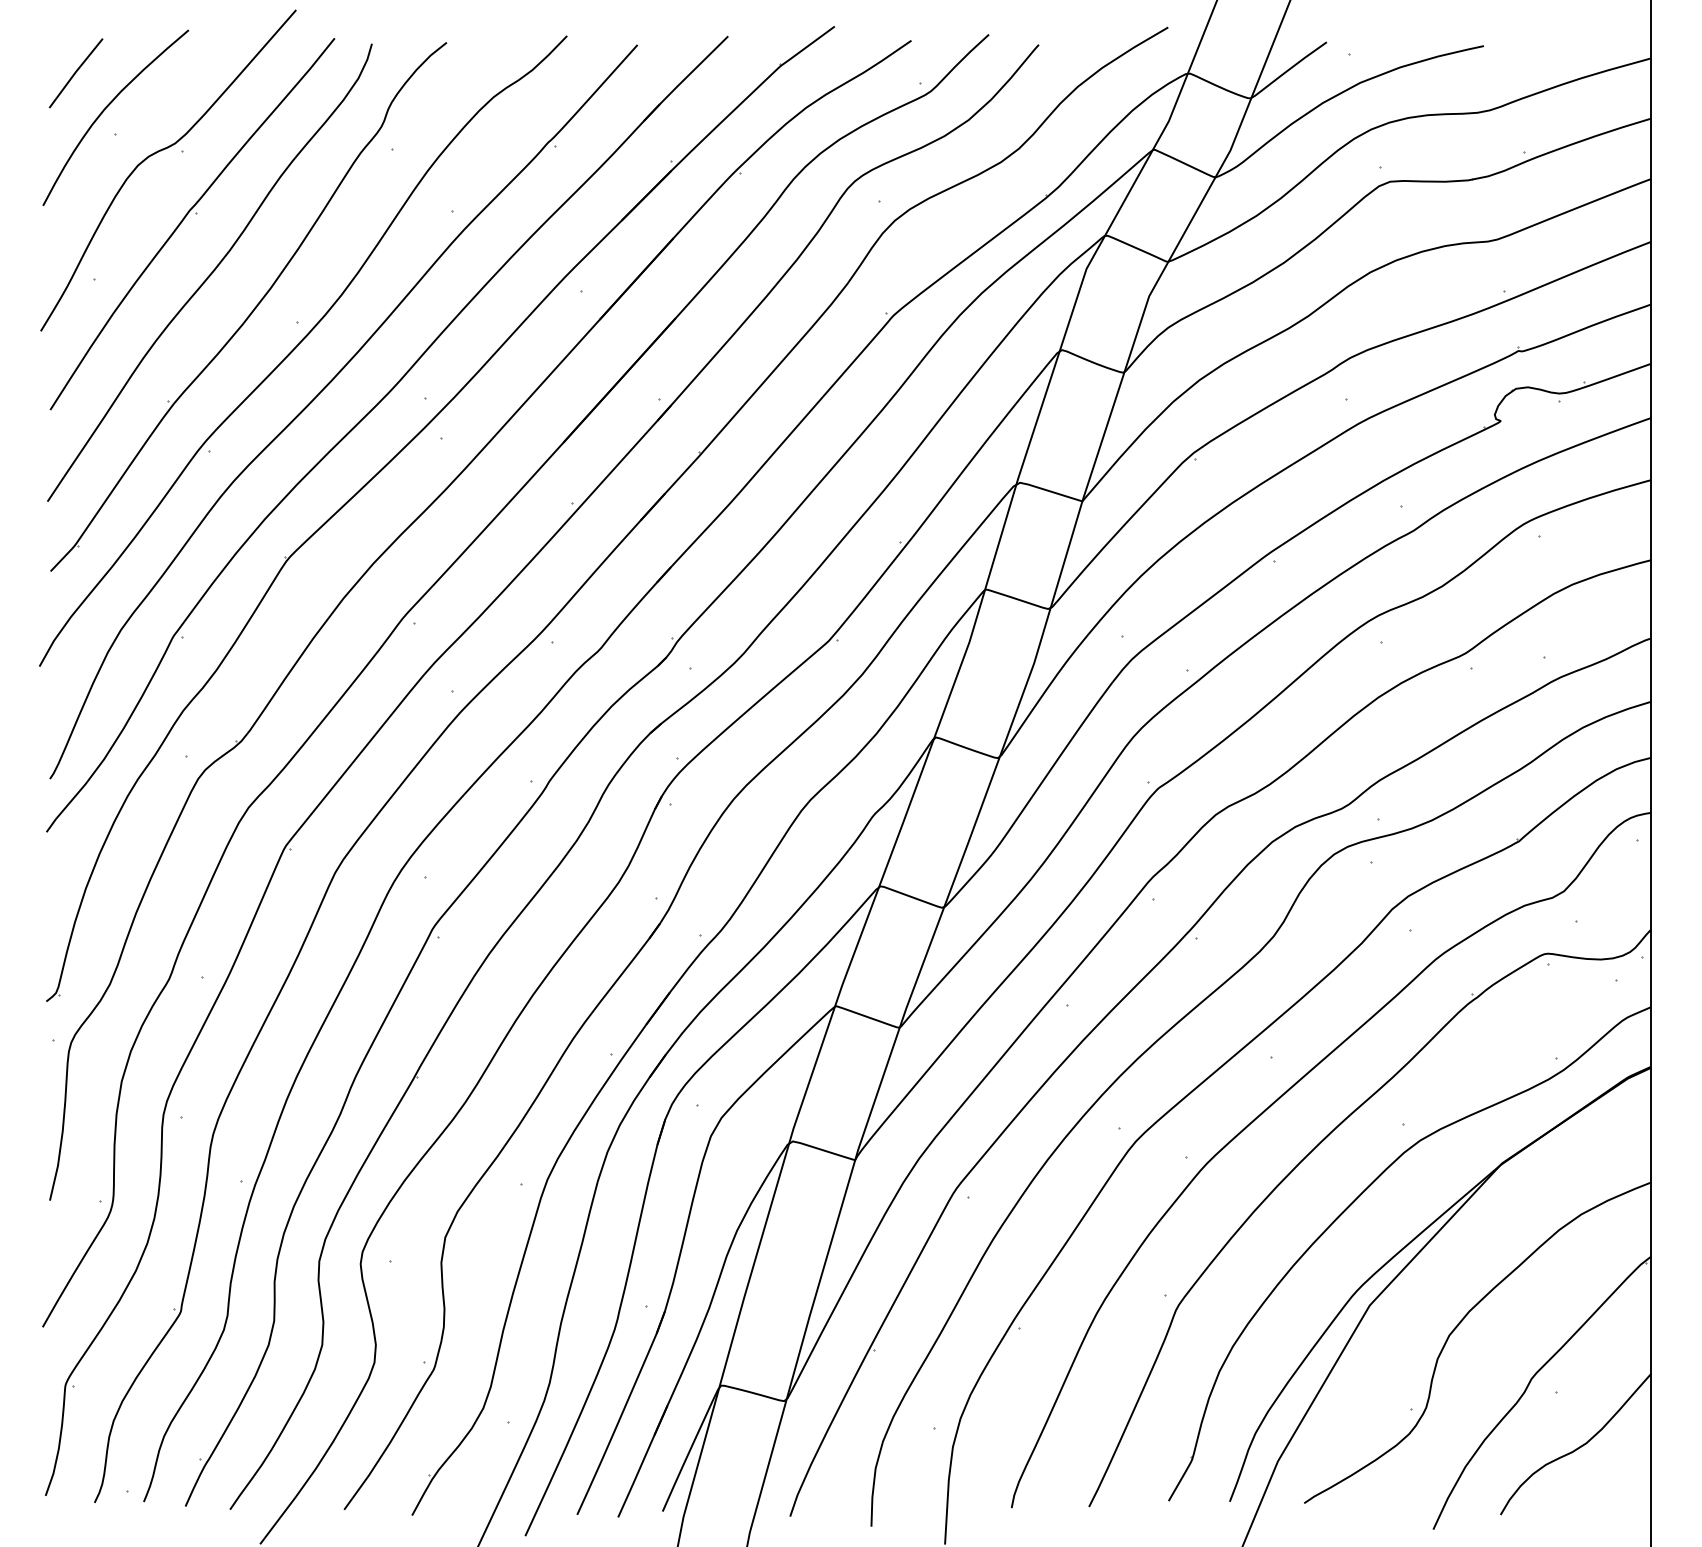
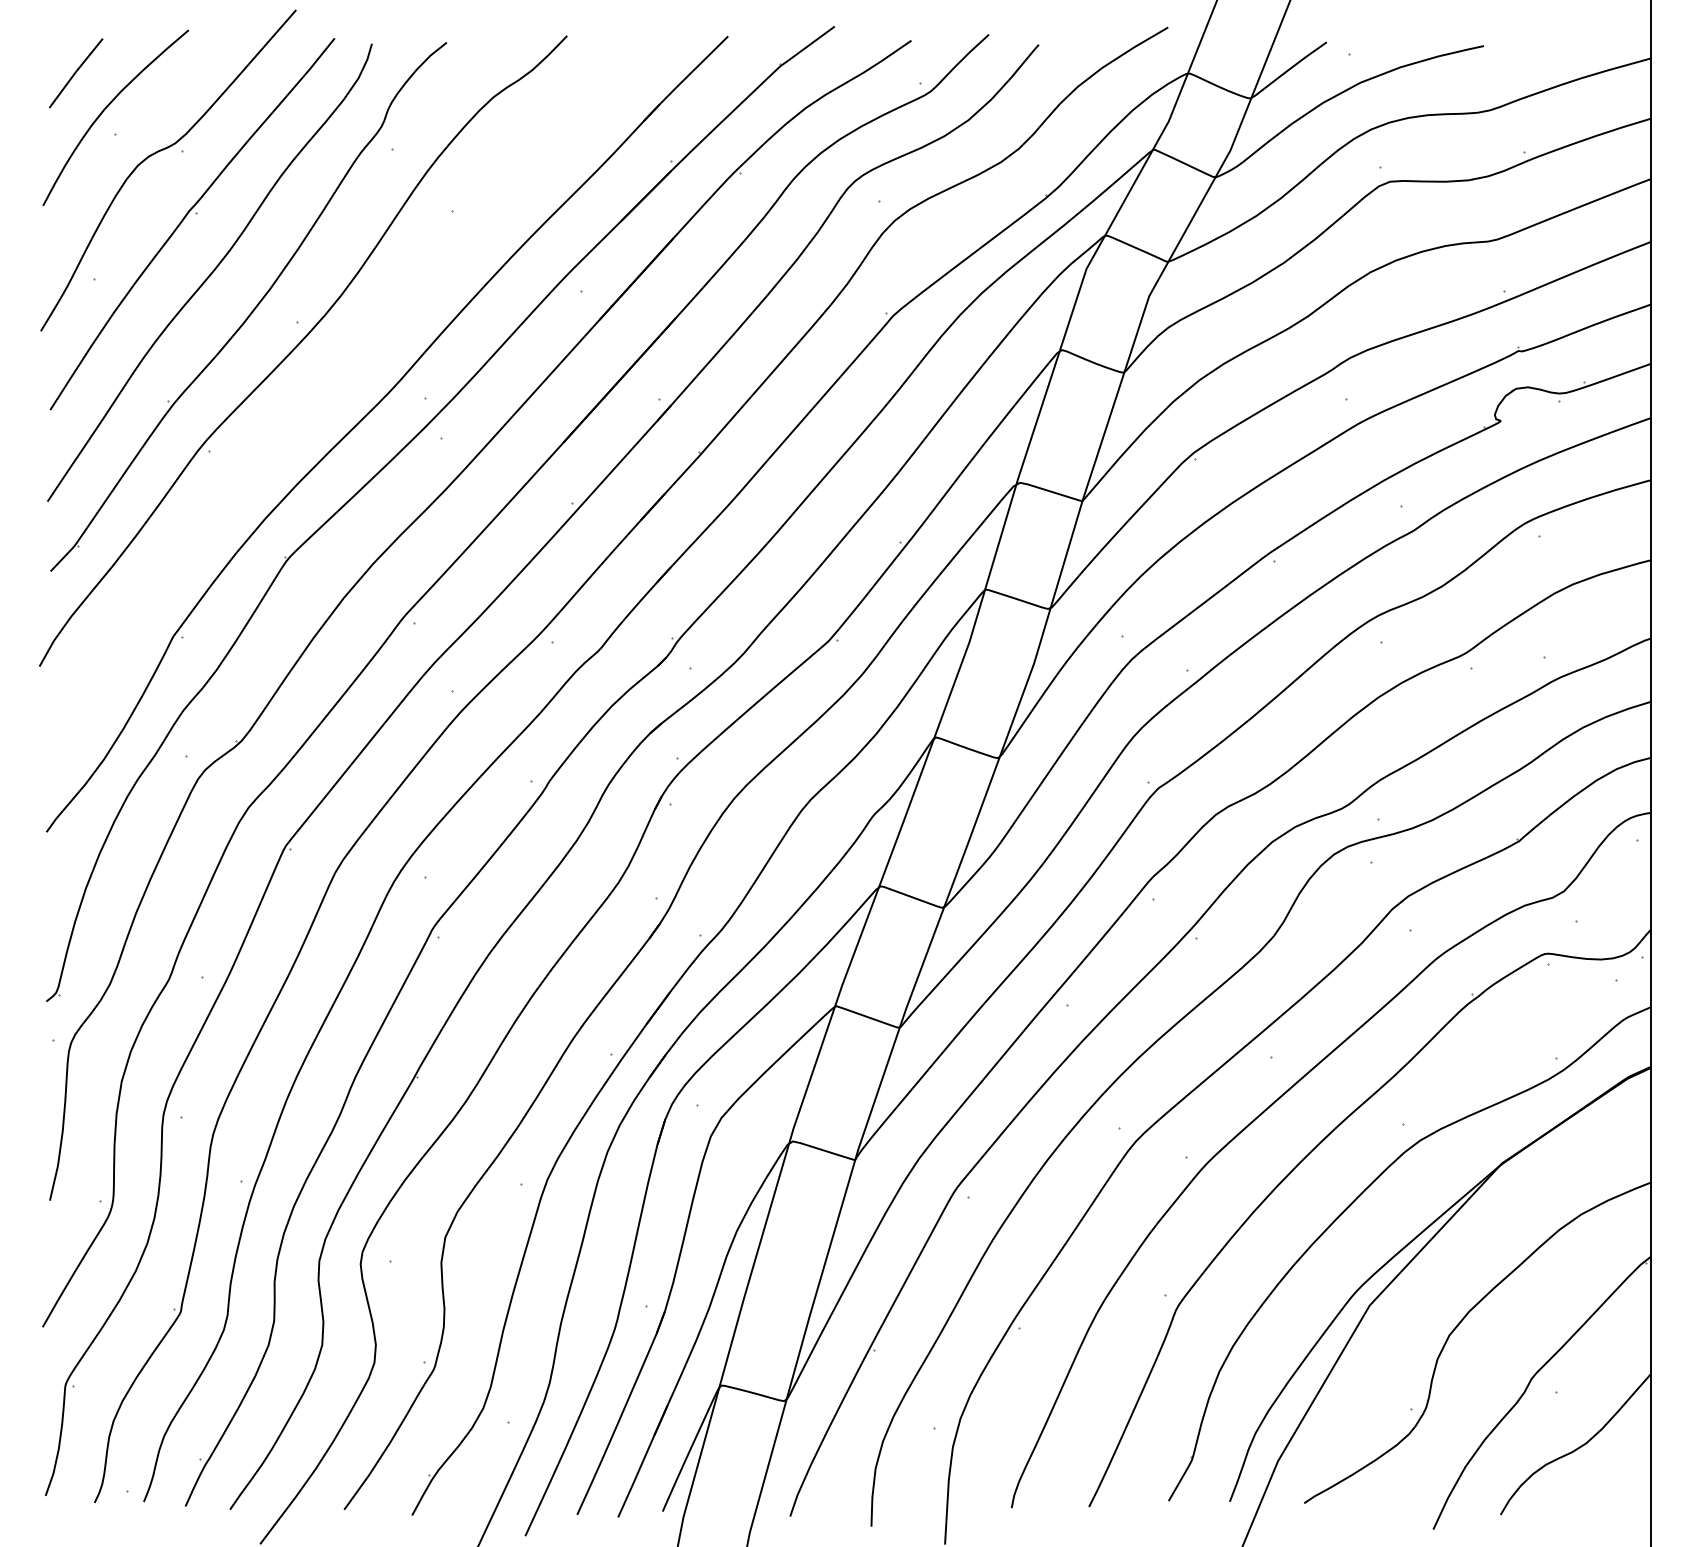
part: present -> none (323, 390)
